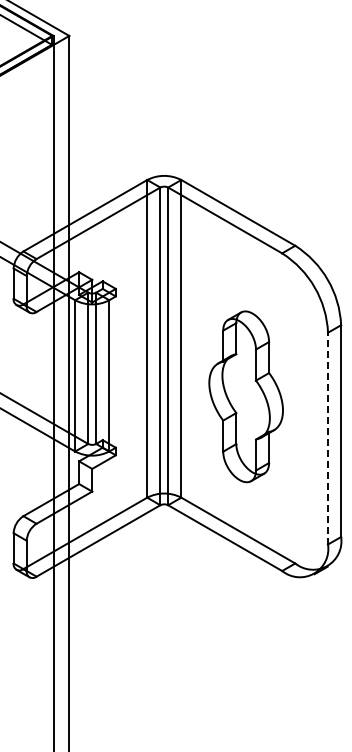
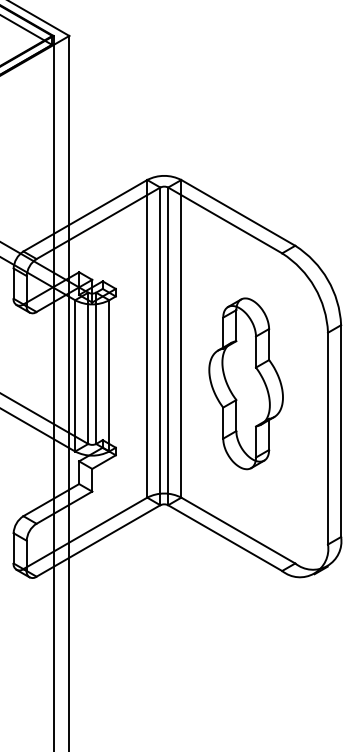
part position: (245, 396) -> (245, 383) (245, 383)
line: dashed -> solid (328, 438)
